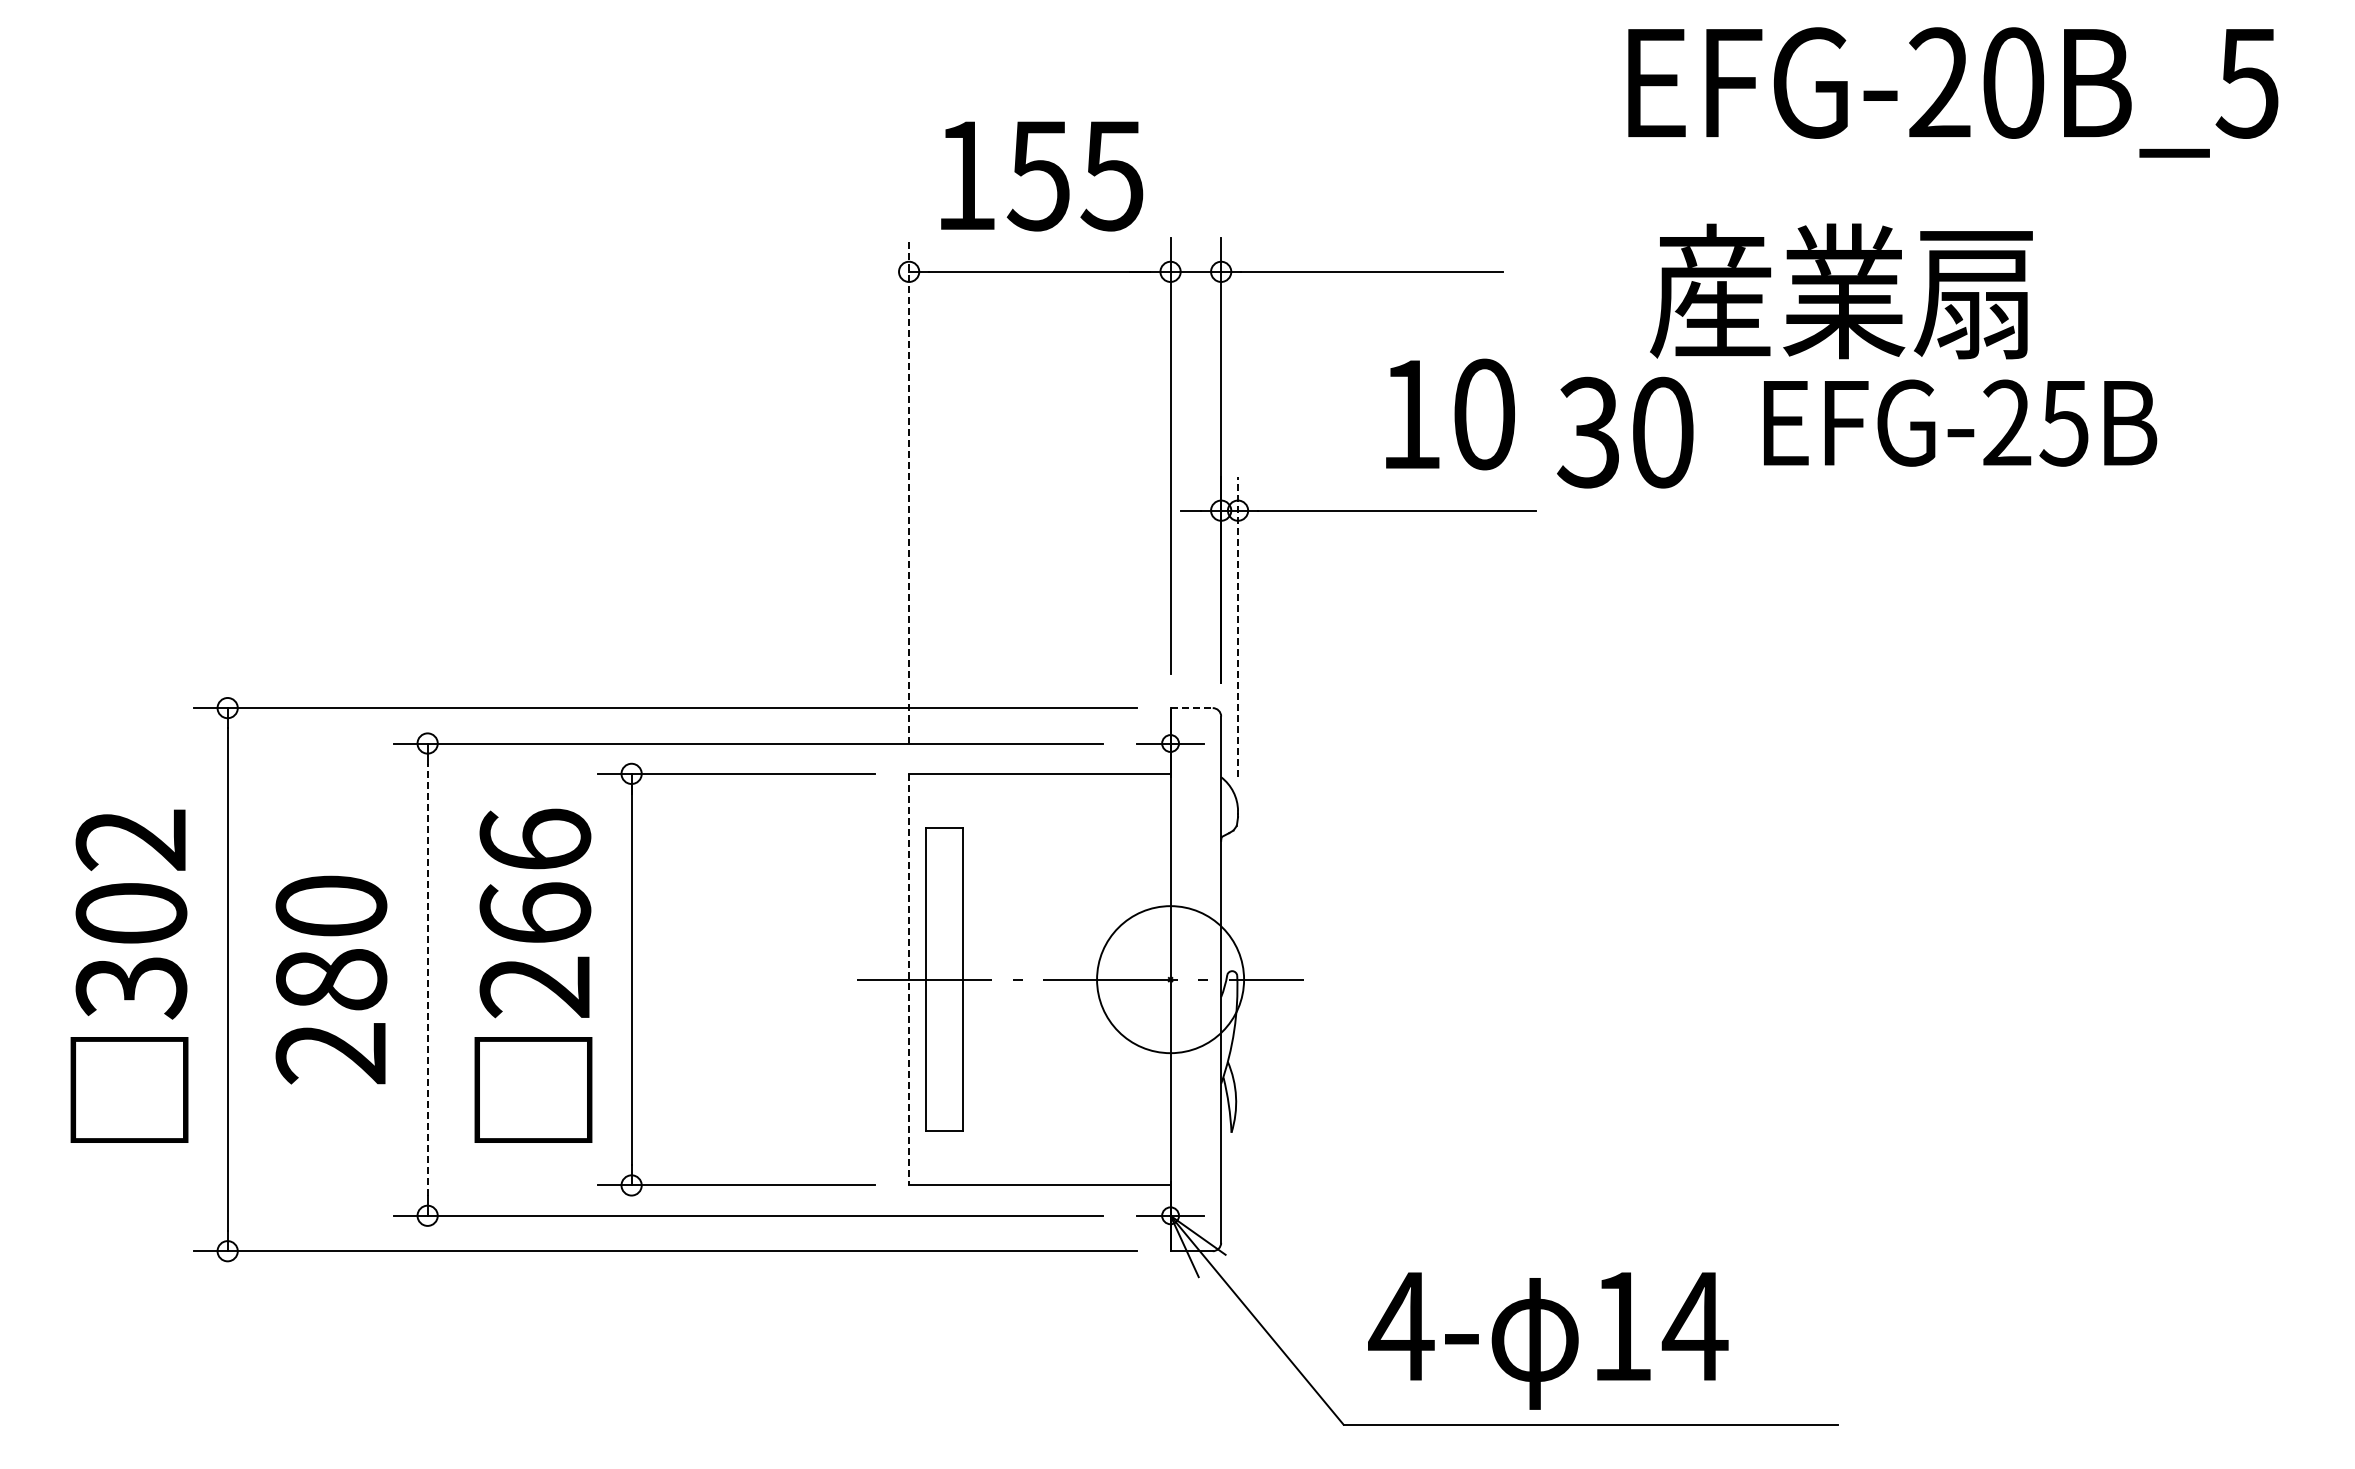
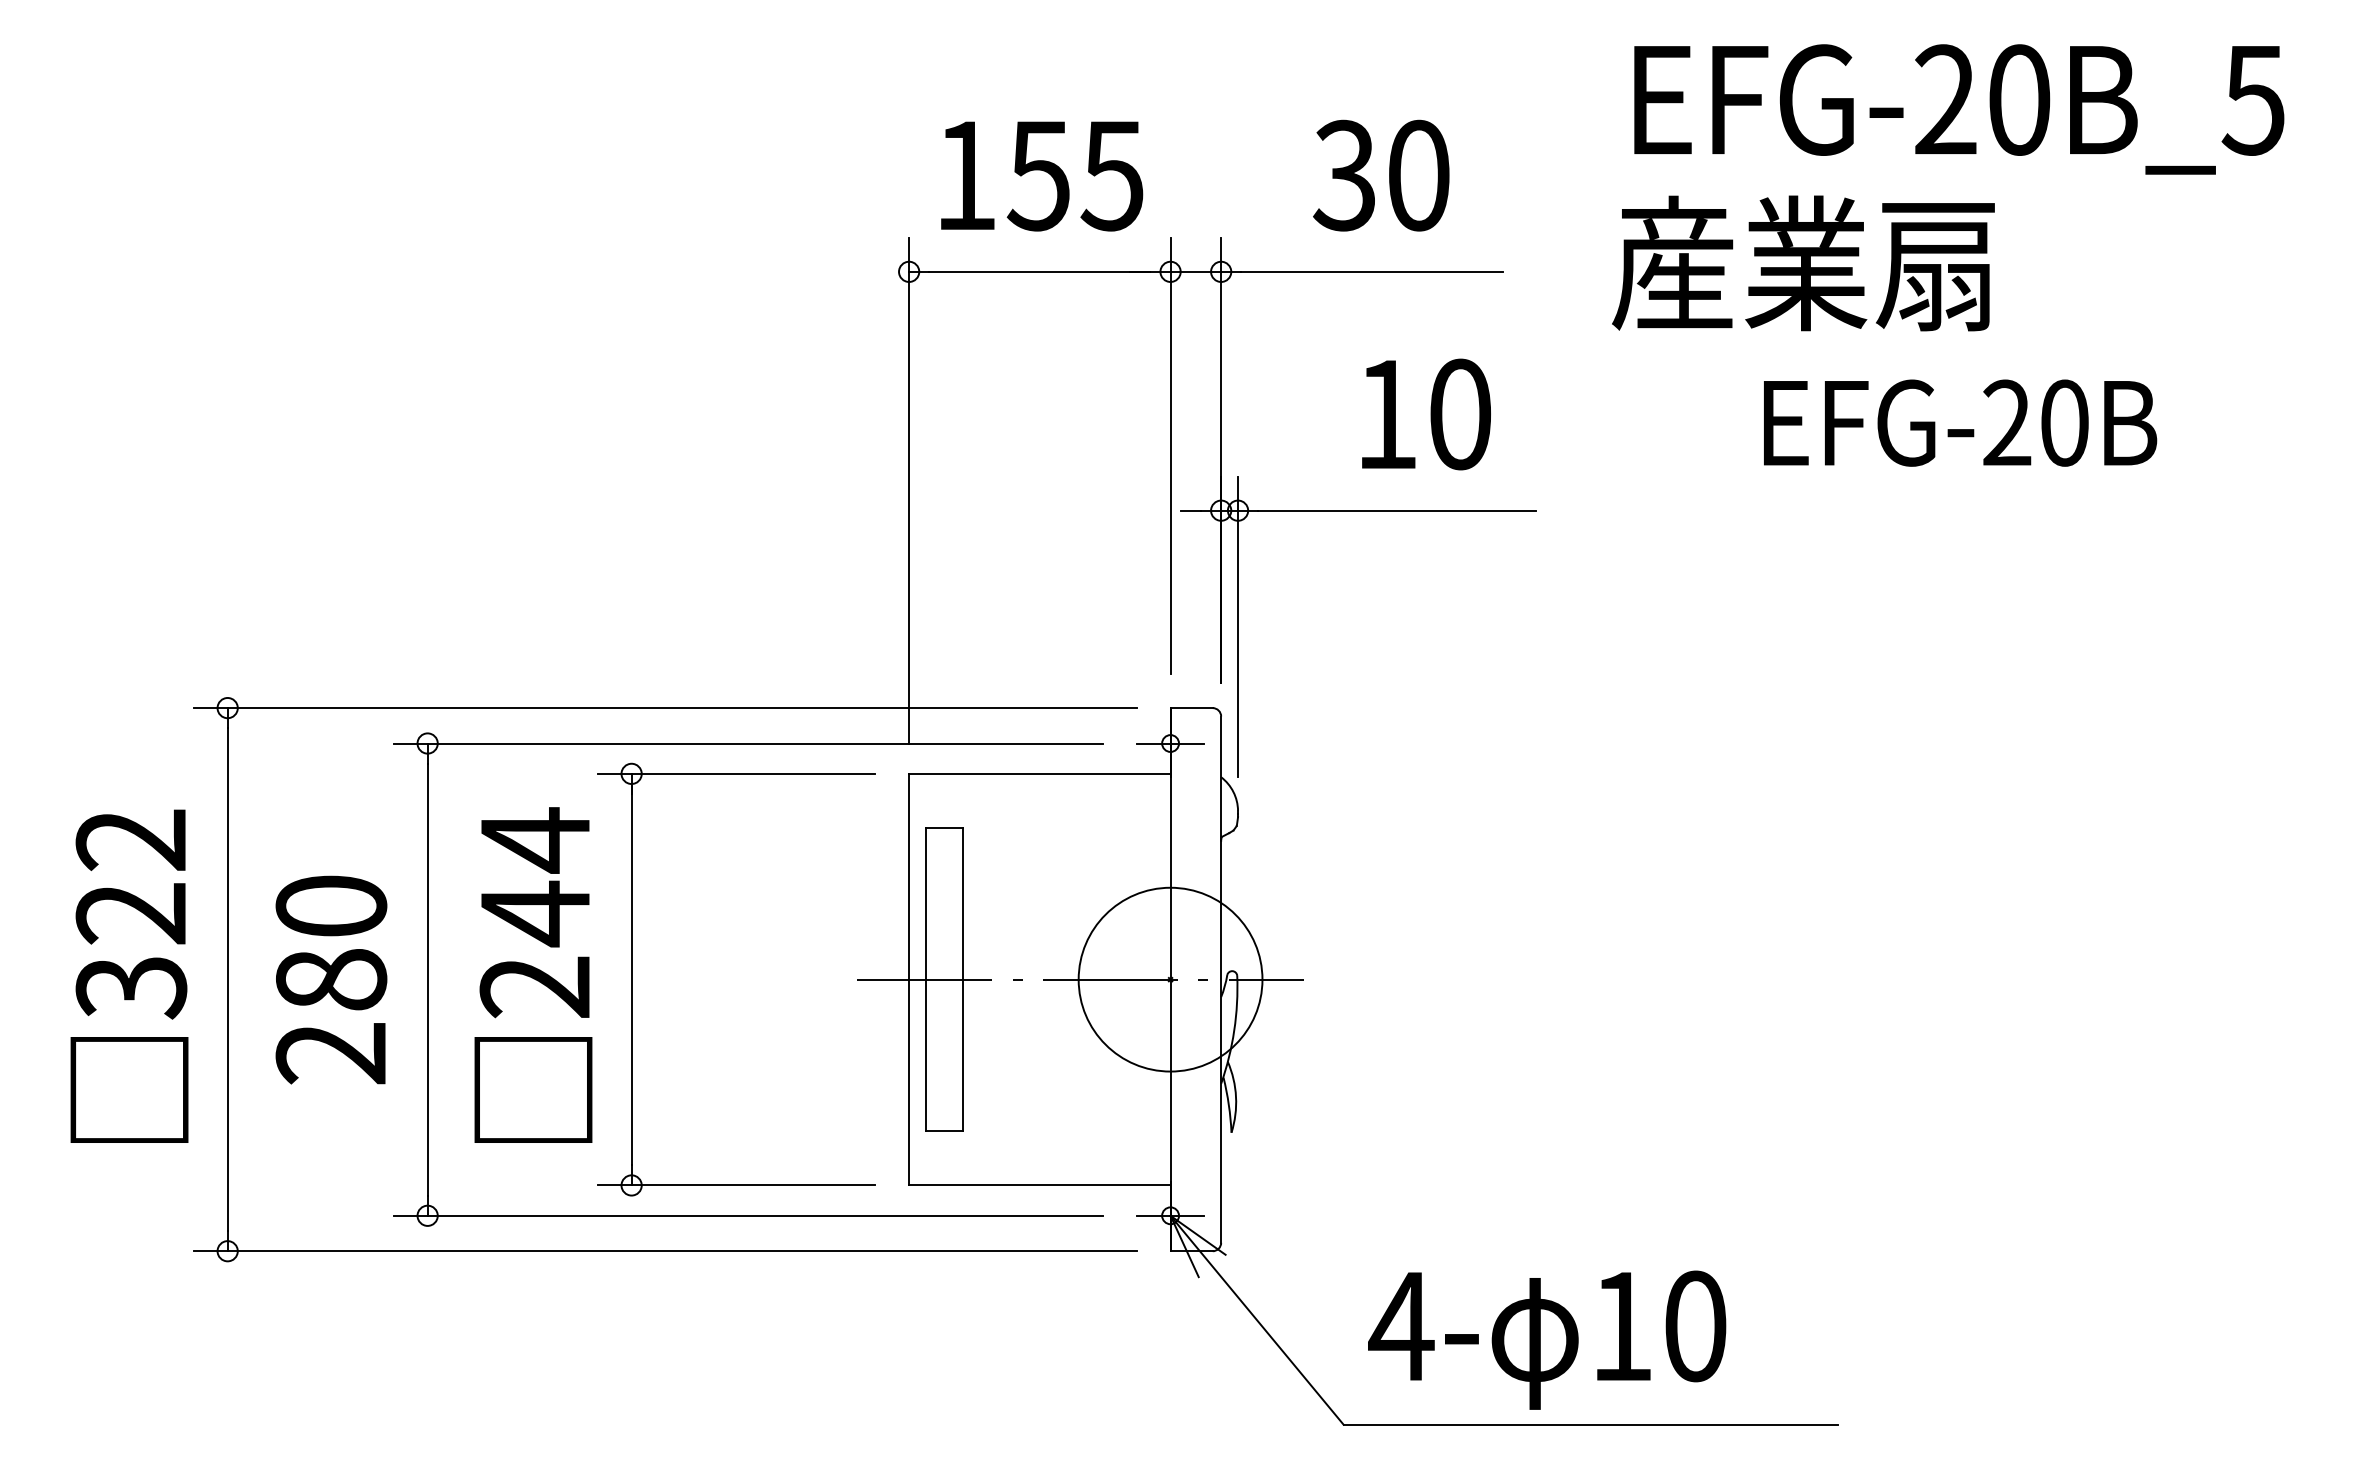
text position: (1953, 92) -> (1959, 109) (1959, 109)
text position: (1841, 291) -> (1803, 263) (1803, 263)
text position: (1450, 414) -> (1426, 414) (1426, 414)
text: EFG-25B -> EFG-20B (2063, 422)
text position: (1625, 432) -> (1381, 175) (1381, 175)
line: dashed -> solid (909, 490)
line: dashed -> solid (1238, 626)
line: dashed -> solid (1192, 708)
text: 266 -> 244 (535, 877)
text: 302 -> 322 (131, 913)
line: dashed -> solid (427, 979)
line: dashed -> solid (909, 979)
circle diameter: 147 px -> 184 px (1170, 979)
text: 14 -> 10 (1694, 1326)
